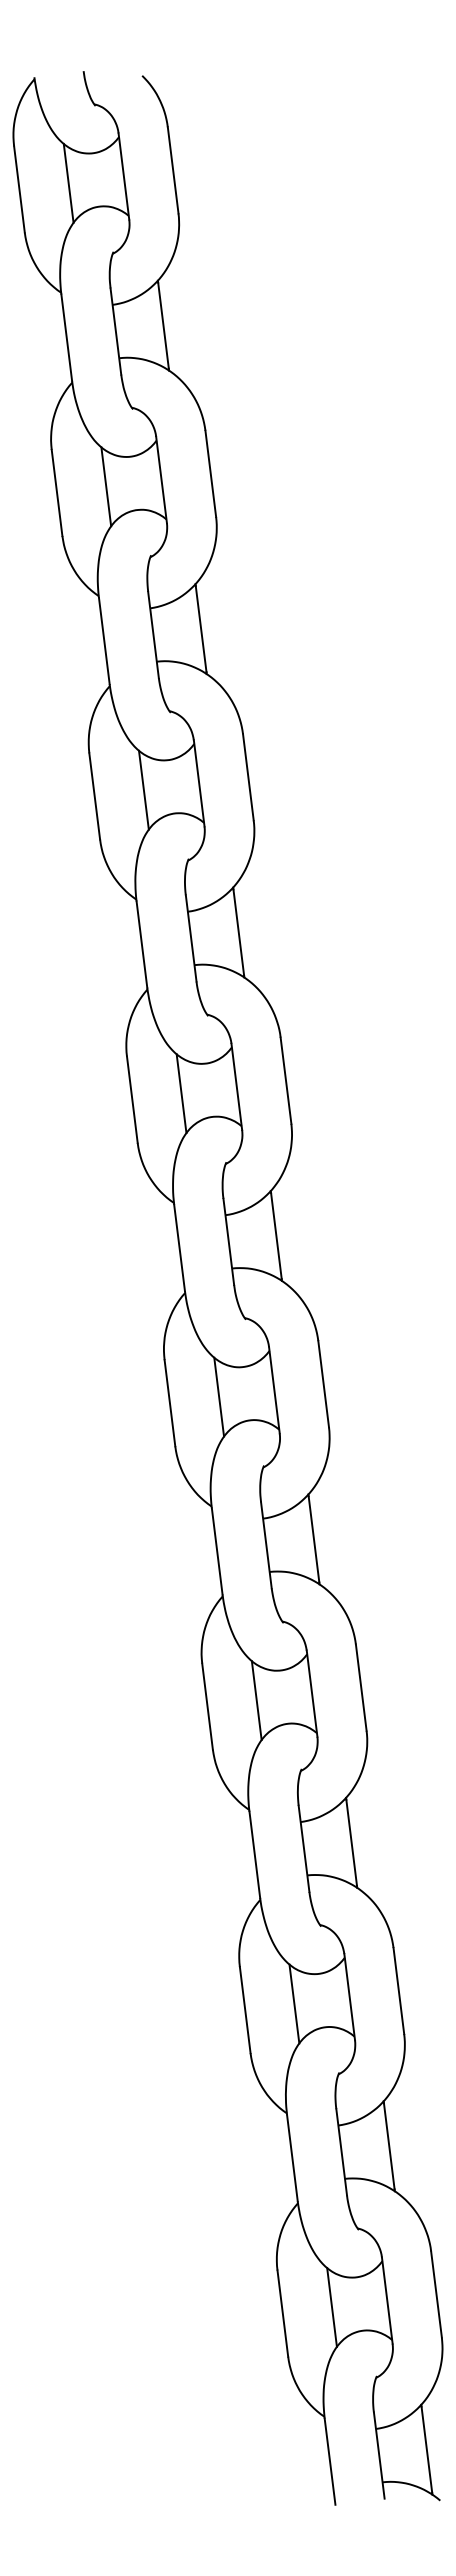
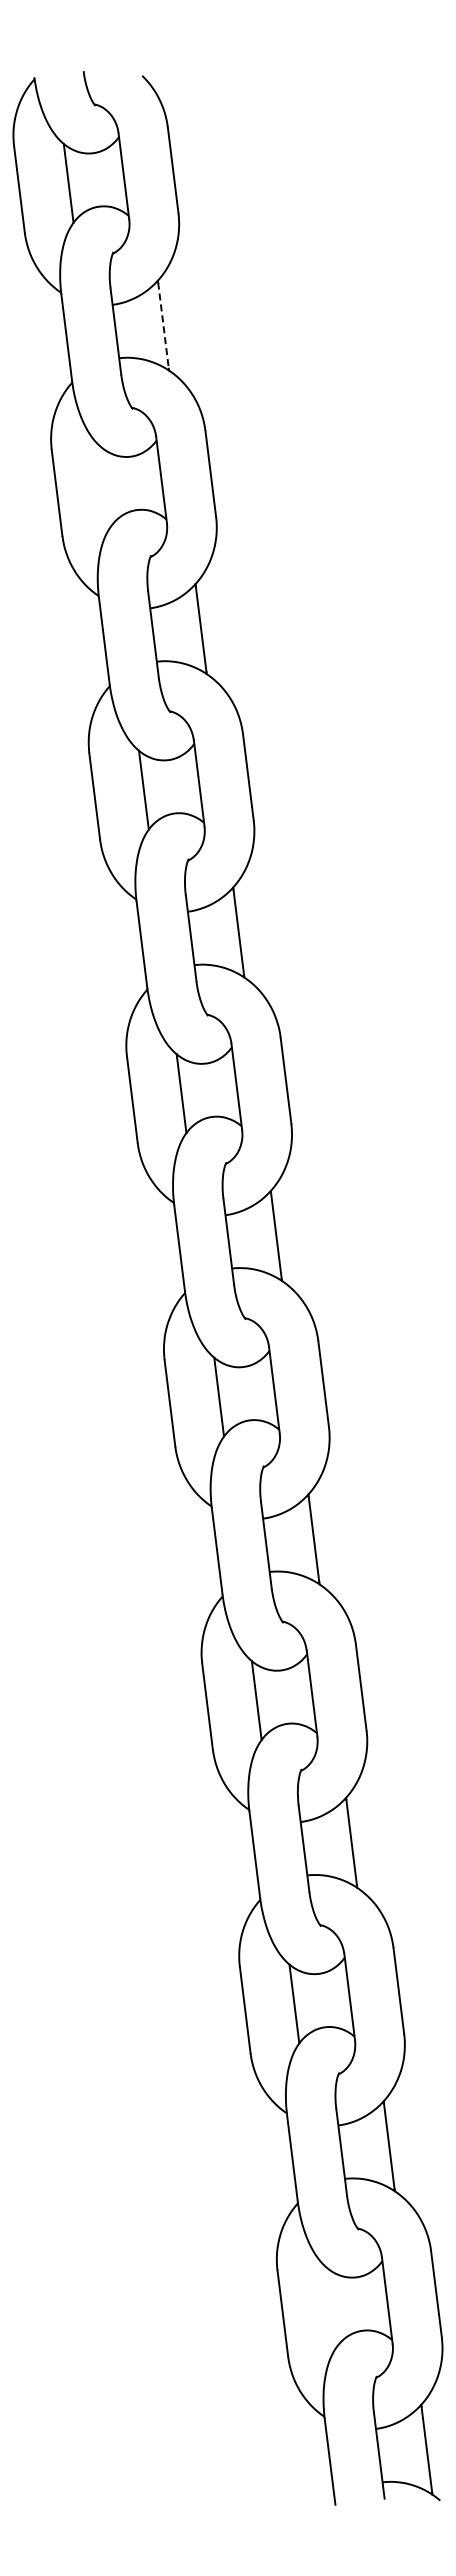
line: solid -> dashed (163, 326)
line: present -> none (106, 486)
line: present -> none (331, 2307)
